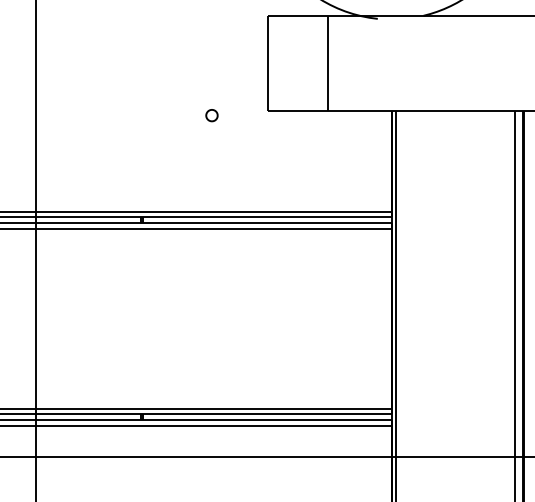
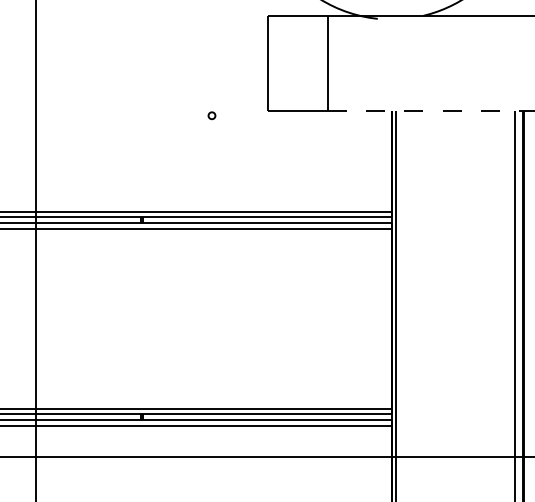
line: solid -> dashed (431, 111)
part size: 14x14 px -> 10x10 px (211, 115)
